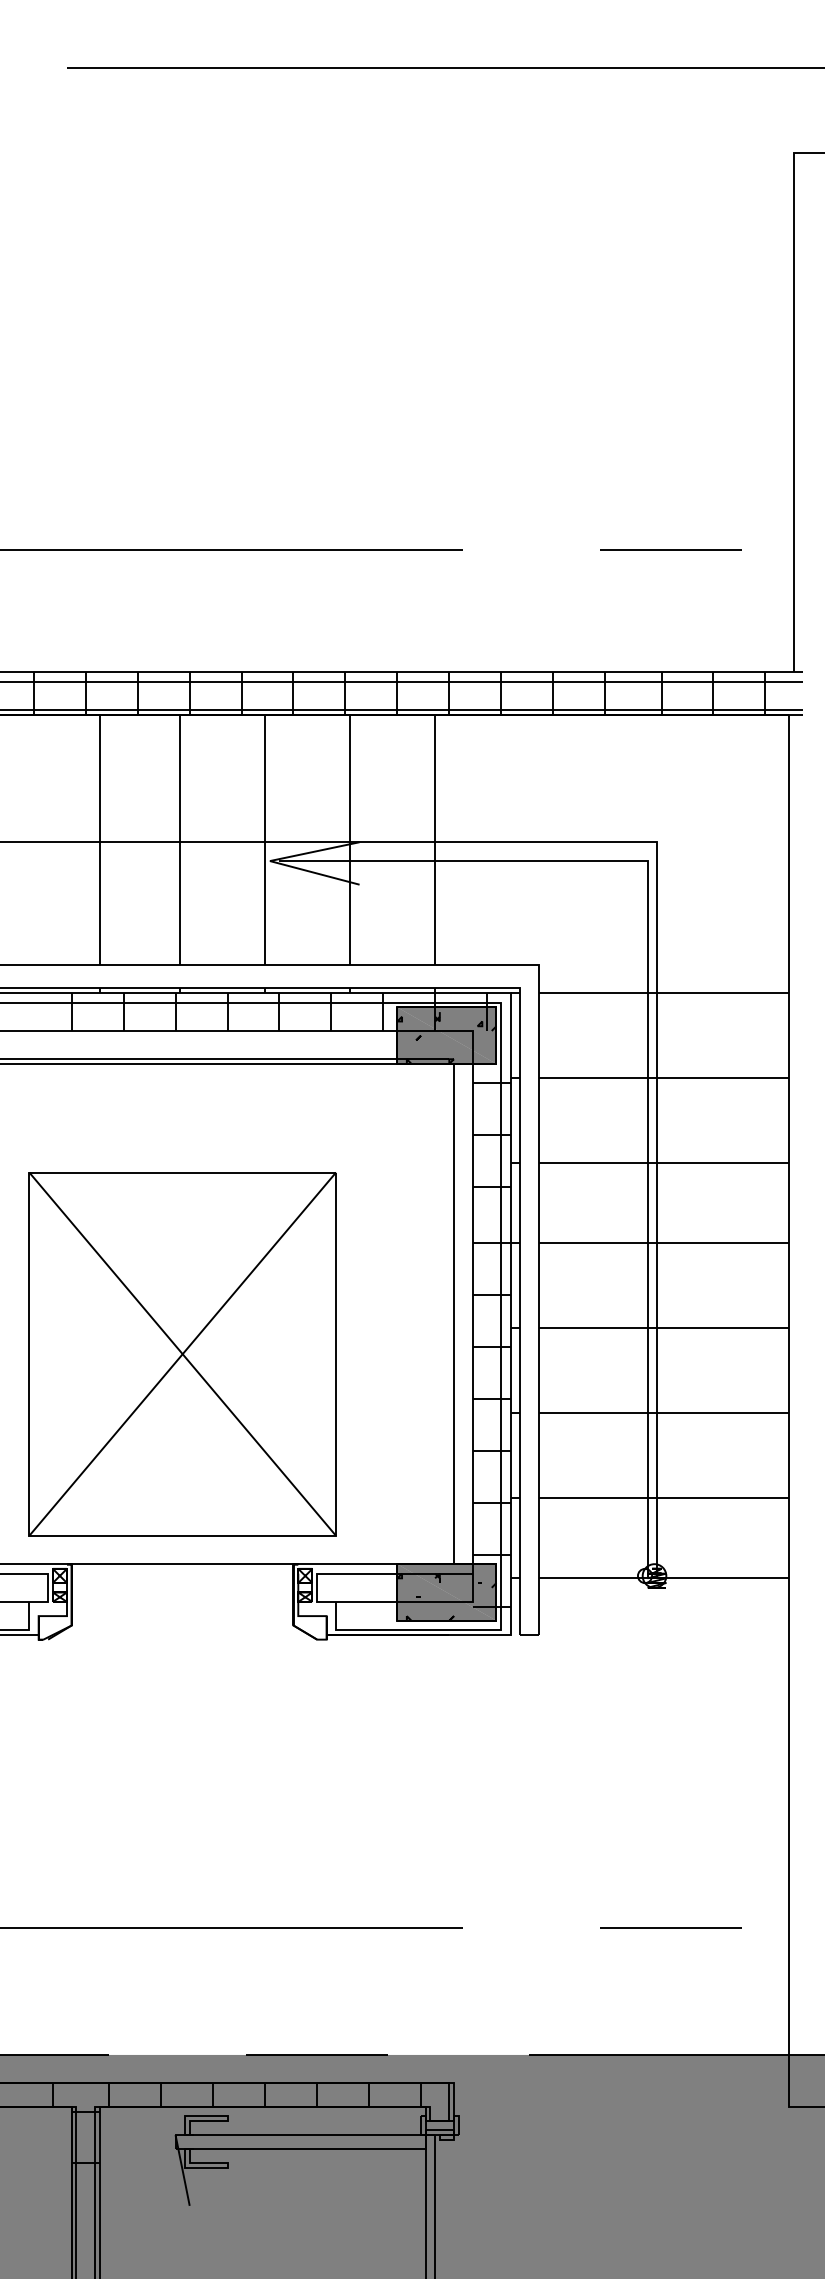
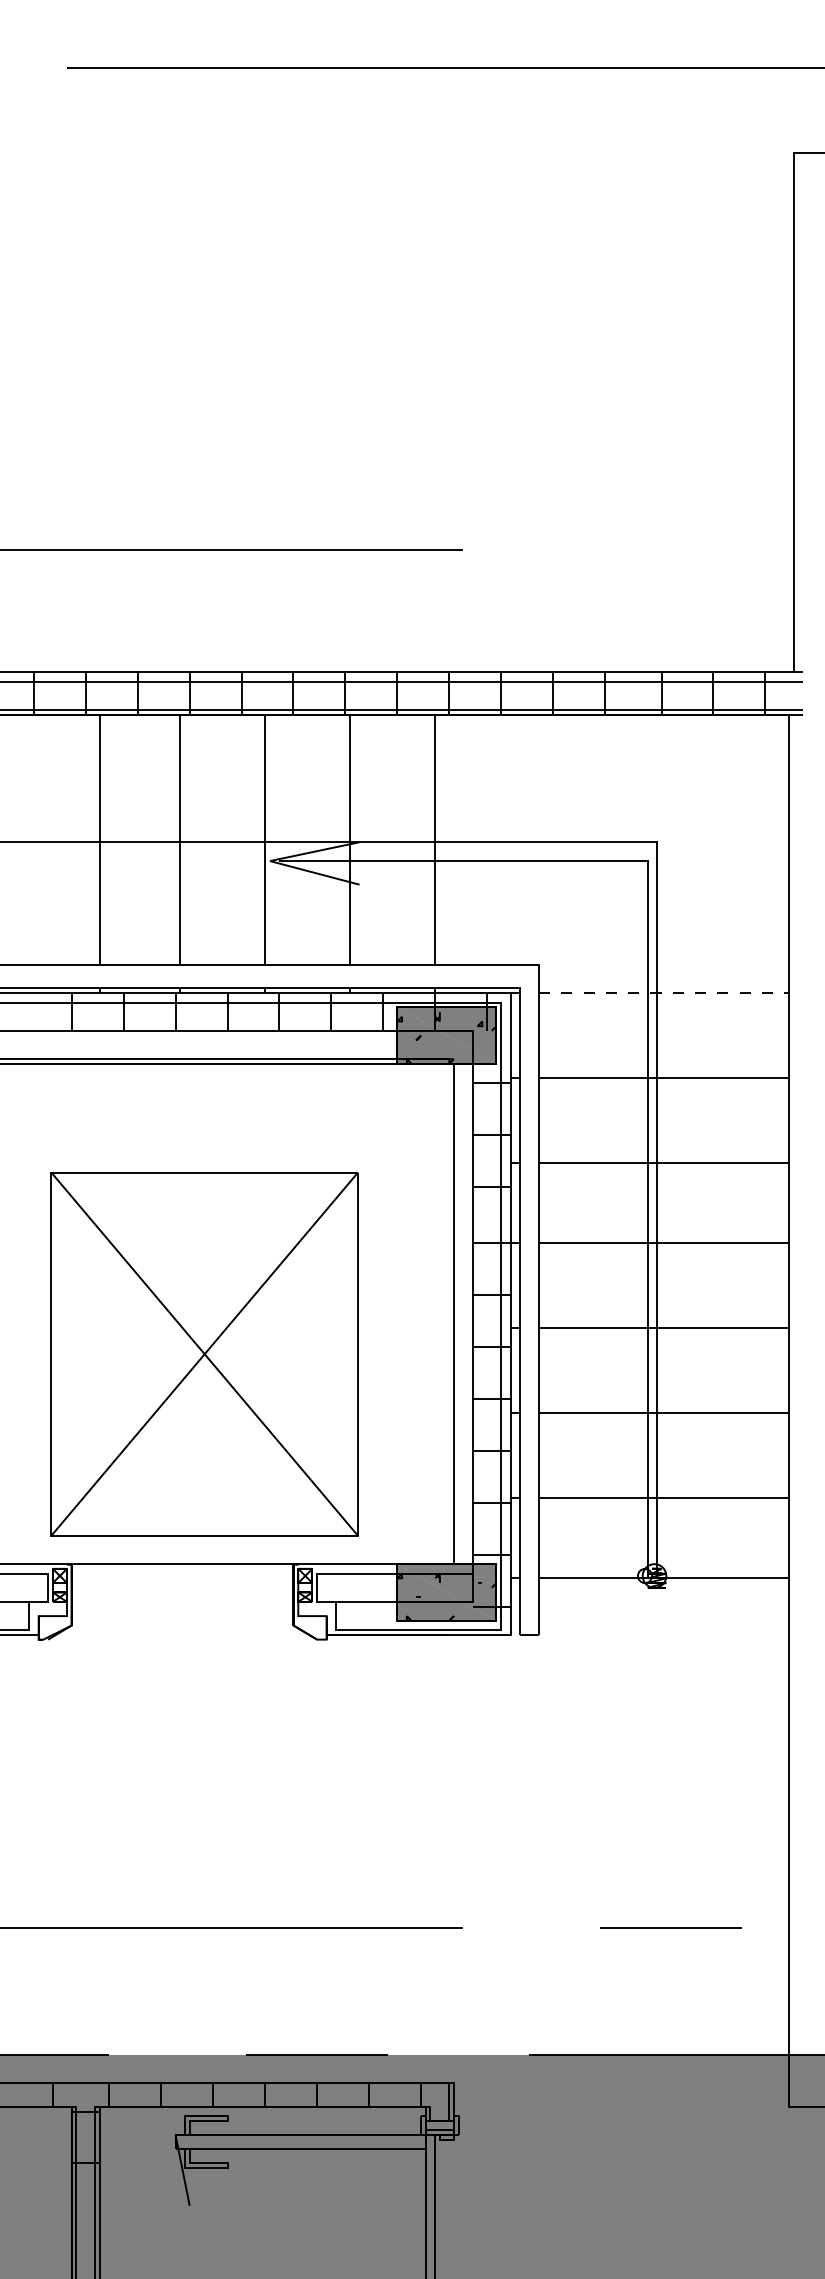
line: present -> none (670, 549)
line: solid -> dashed (664, 993)
part position: (182, 1354) -> (204, 1354) (204, 1354)
